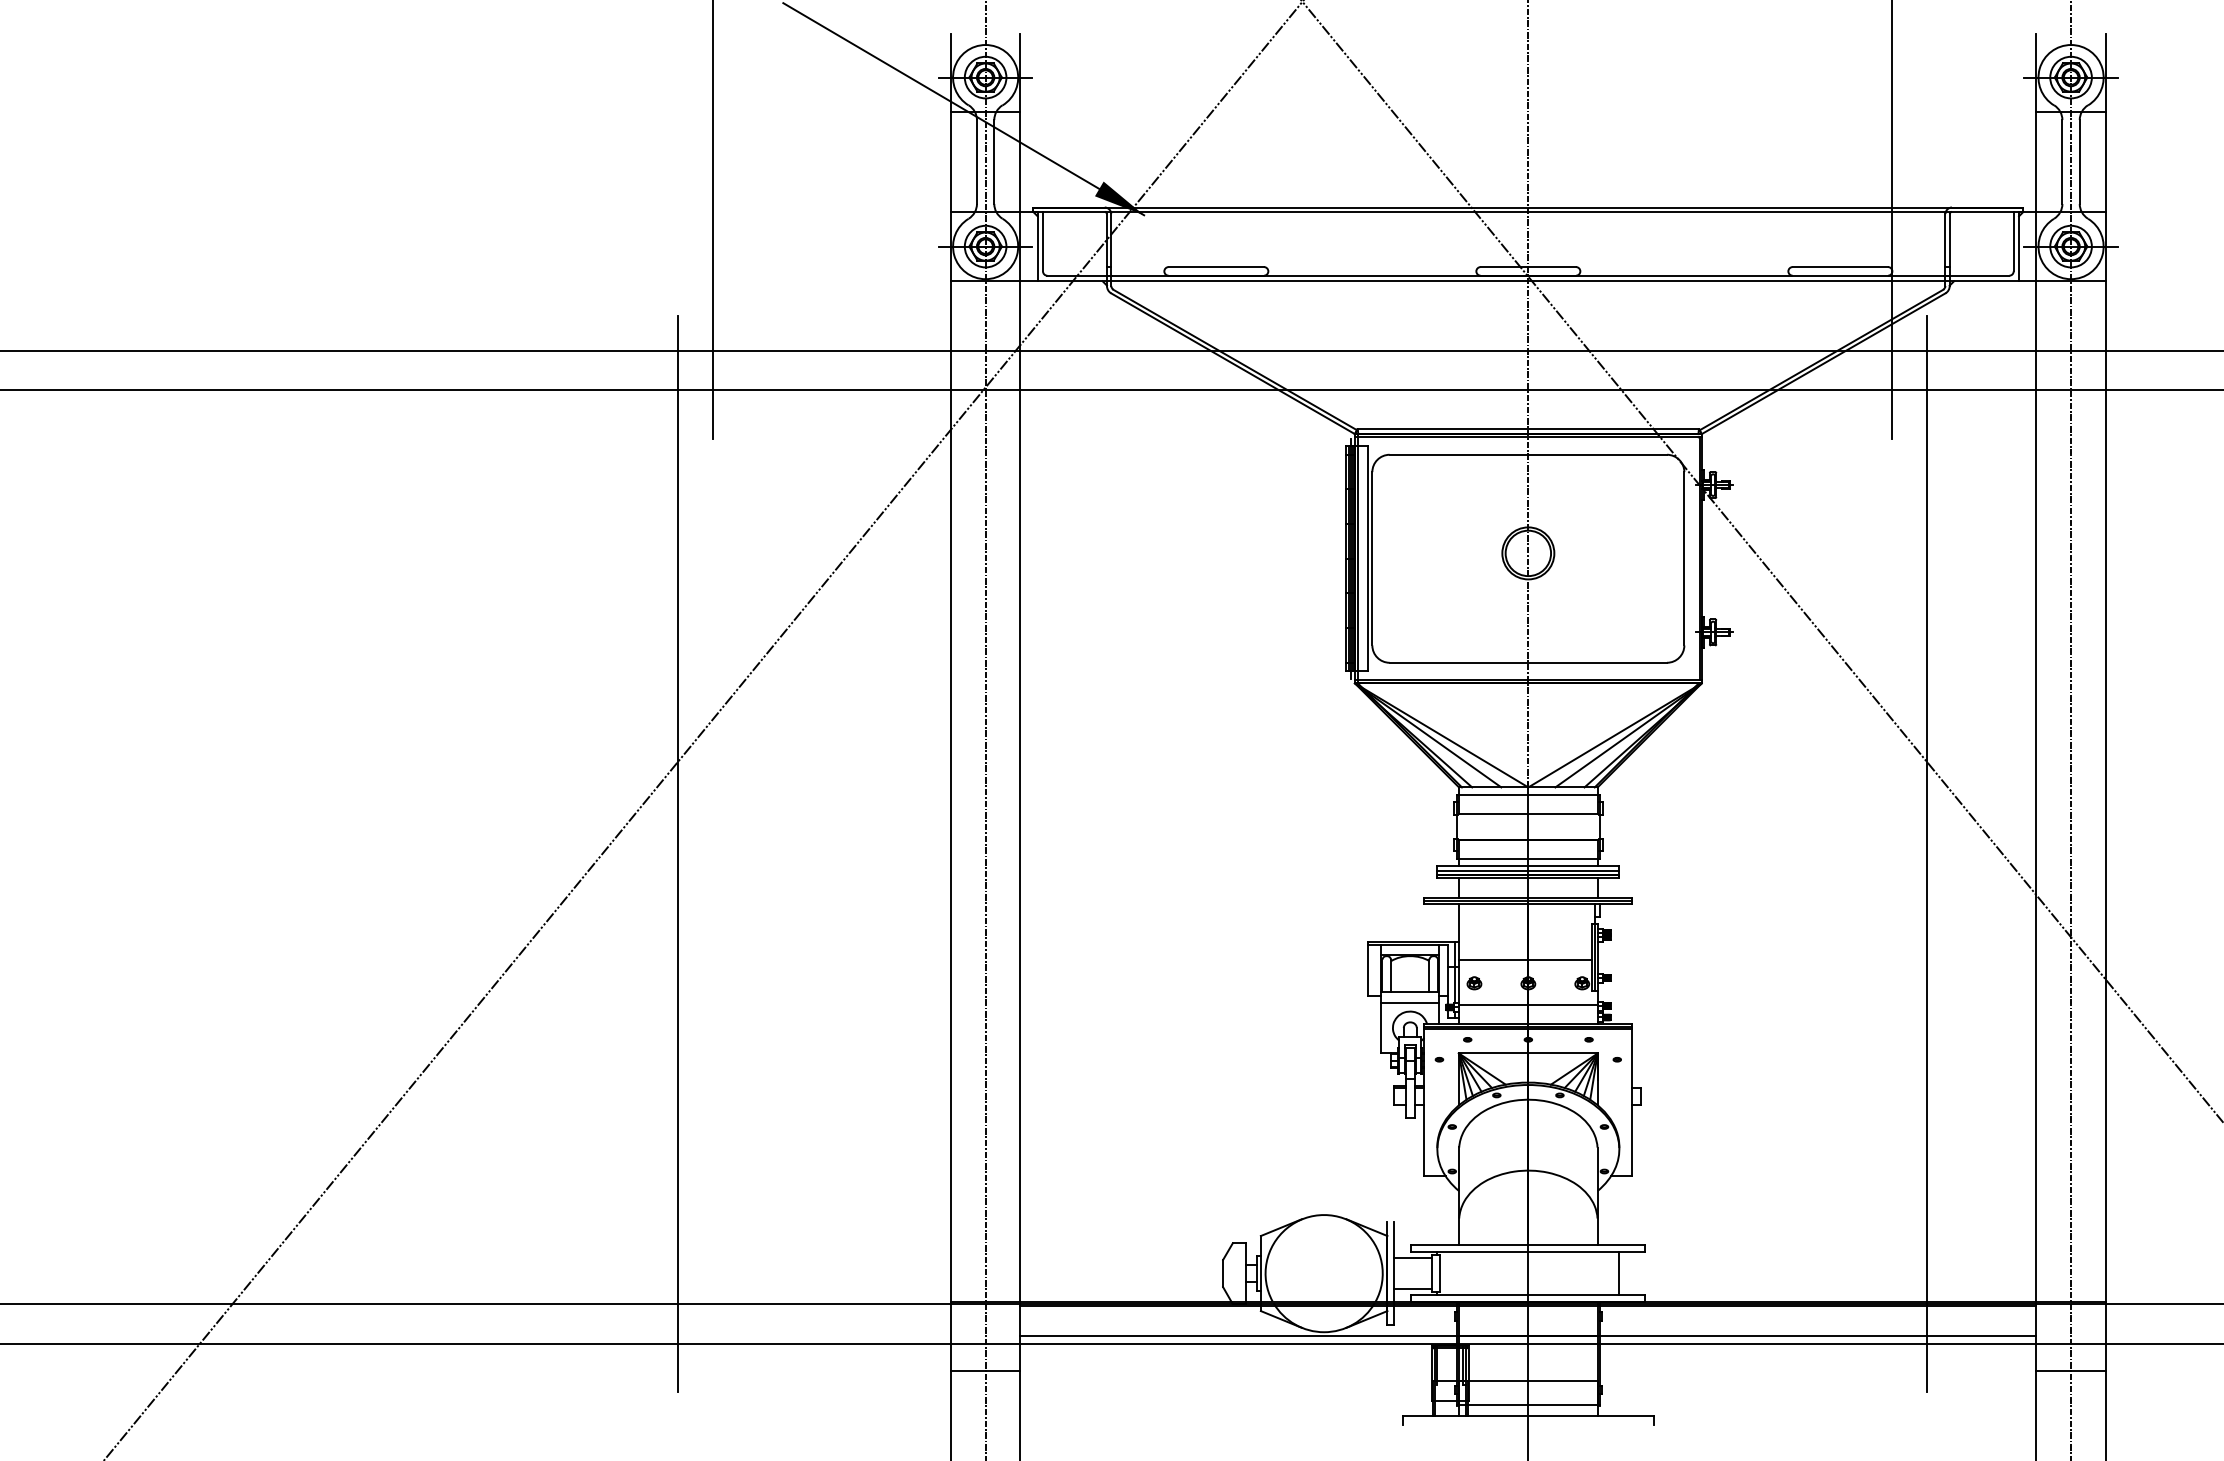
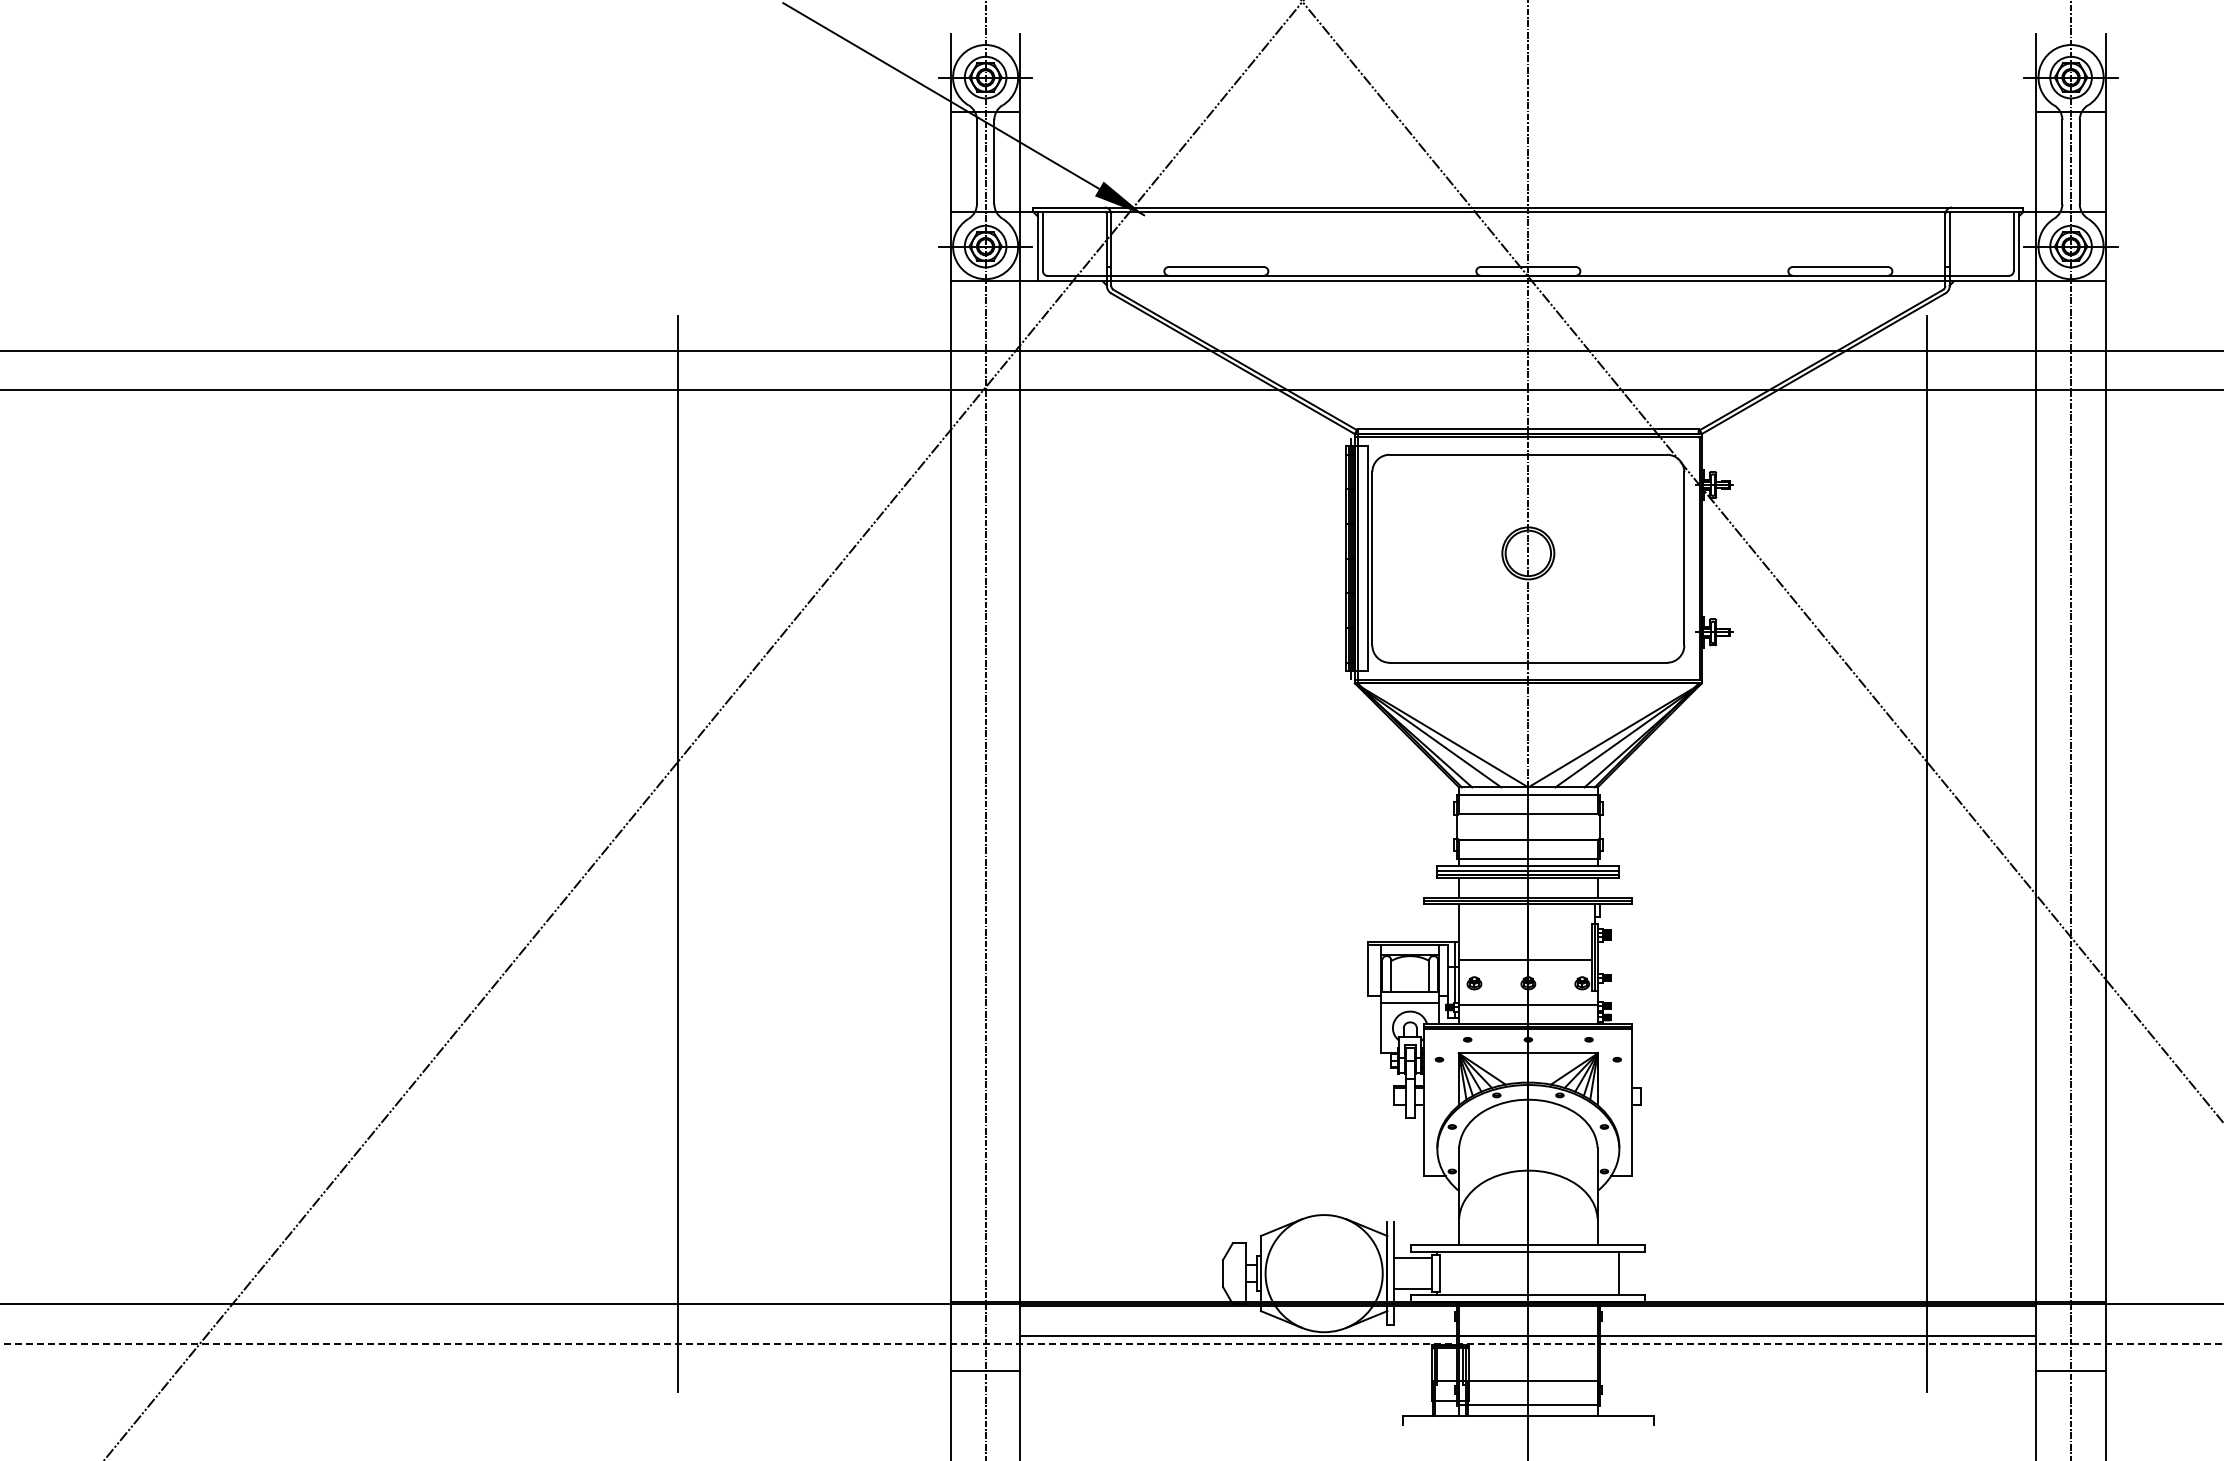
line: present -> none (713, 220)
line: present -> none (1891, 220)
line: solid -> dashed (1112, 1343)
